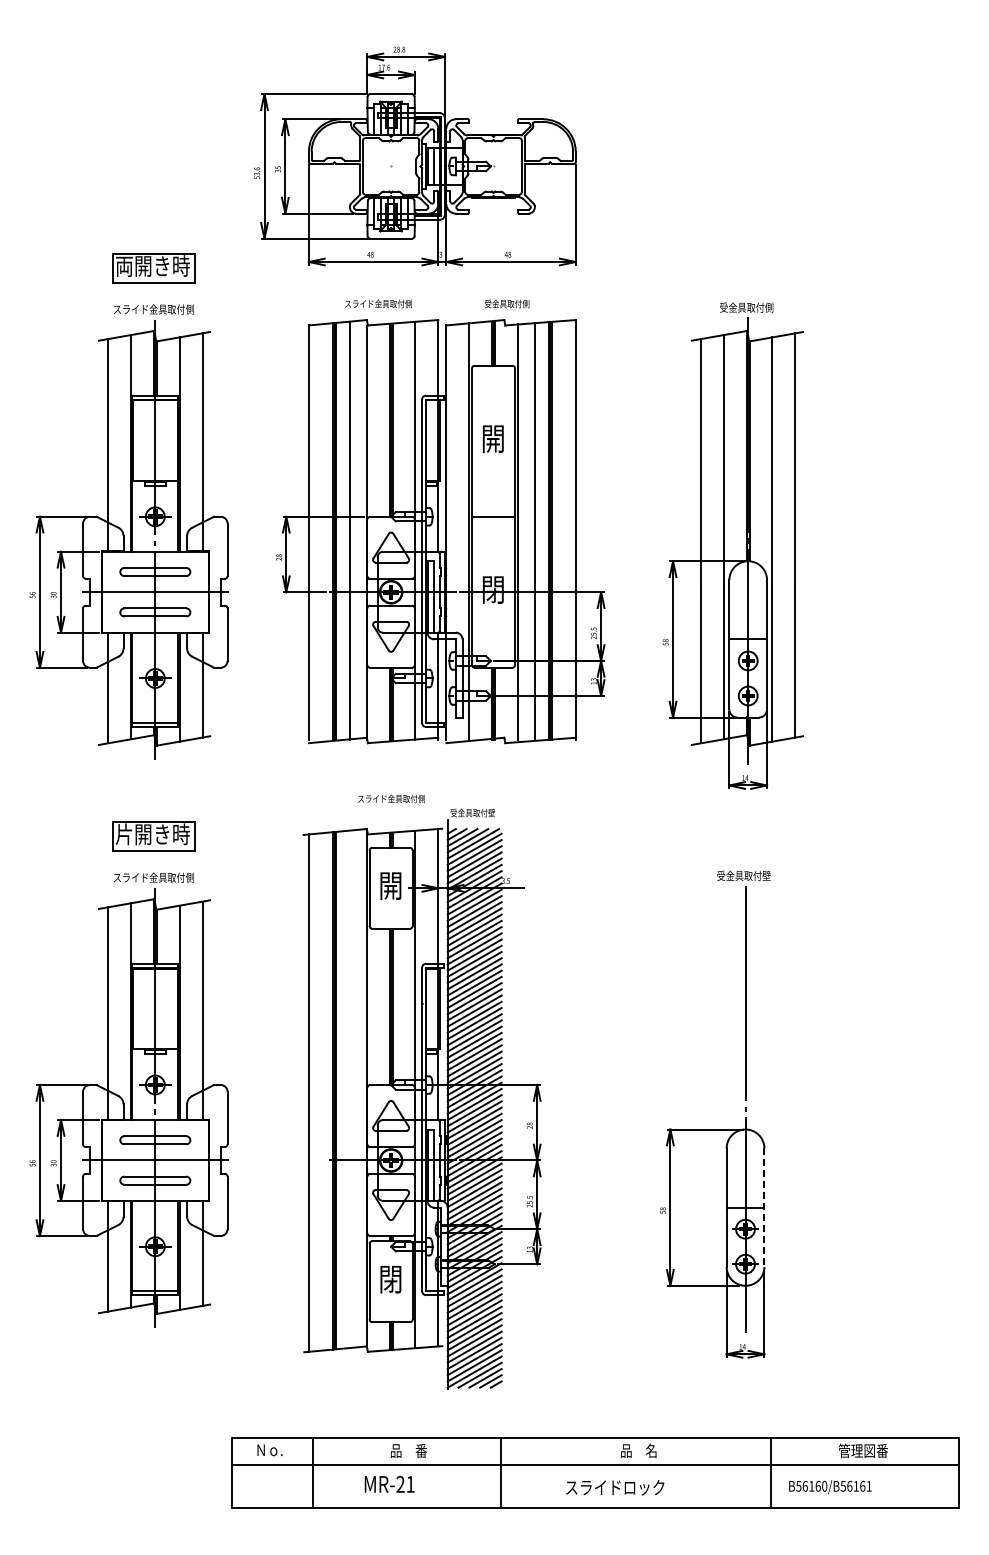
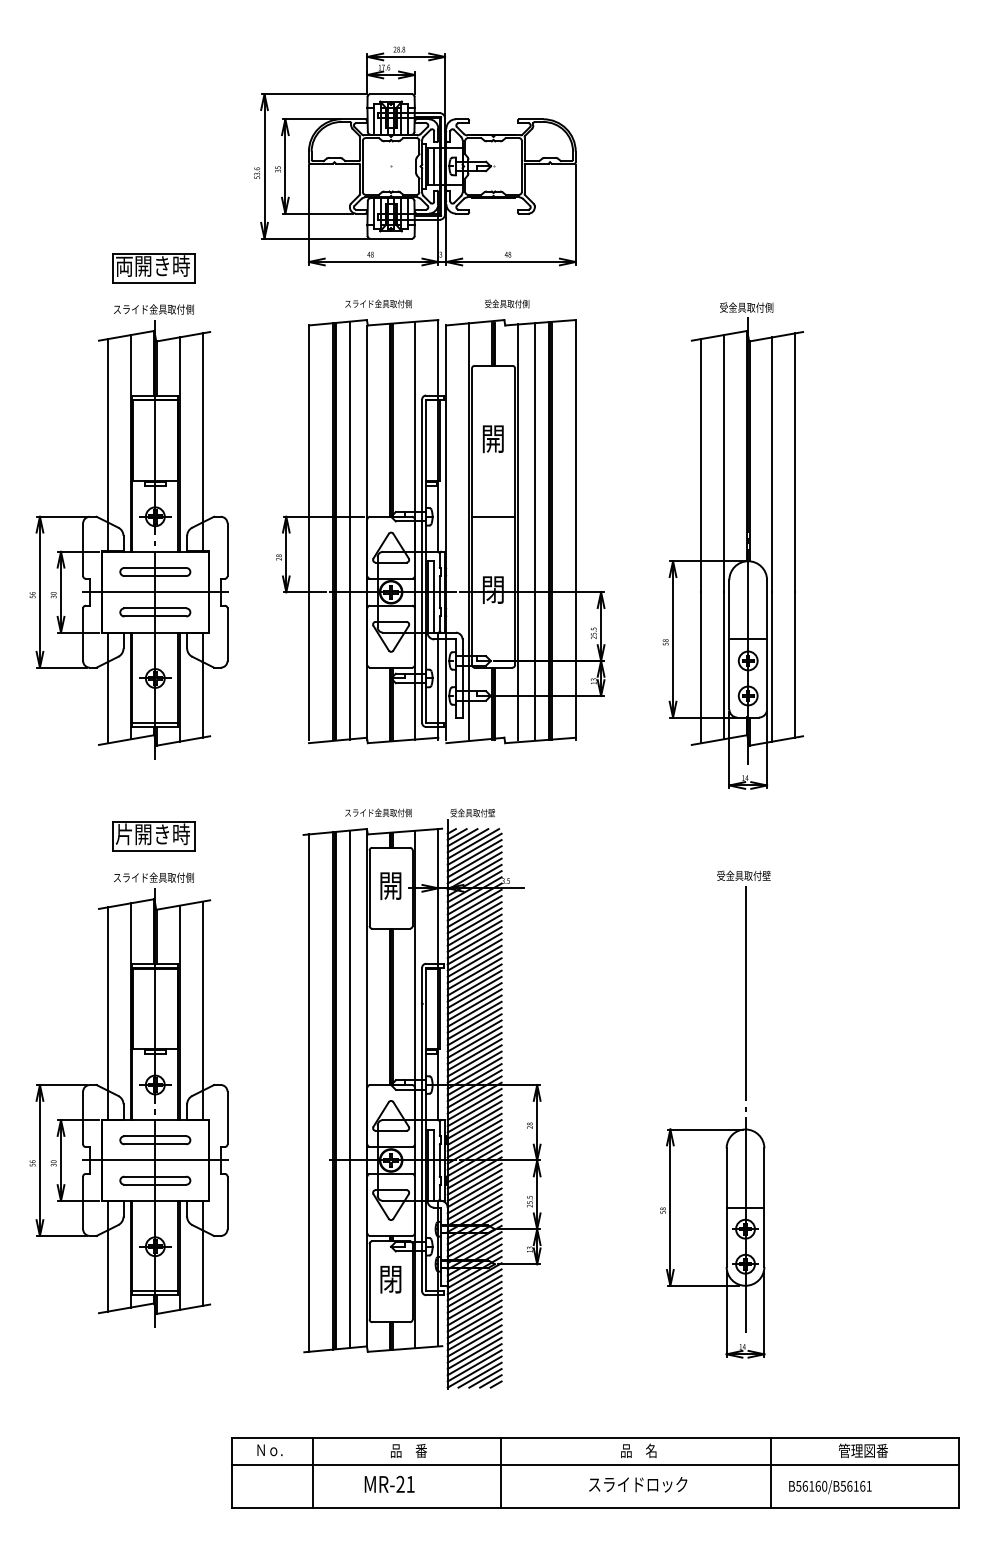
text position: (391, 798) -> (378, 812) (378, 812)
line: none -> present (349, 1089)
line: dashed -> solid (764, 1208)
text position: (615, 1487) -> (638, 1484) (638, 1484)
